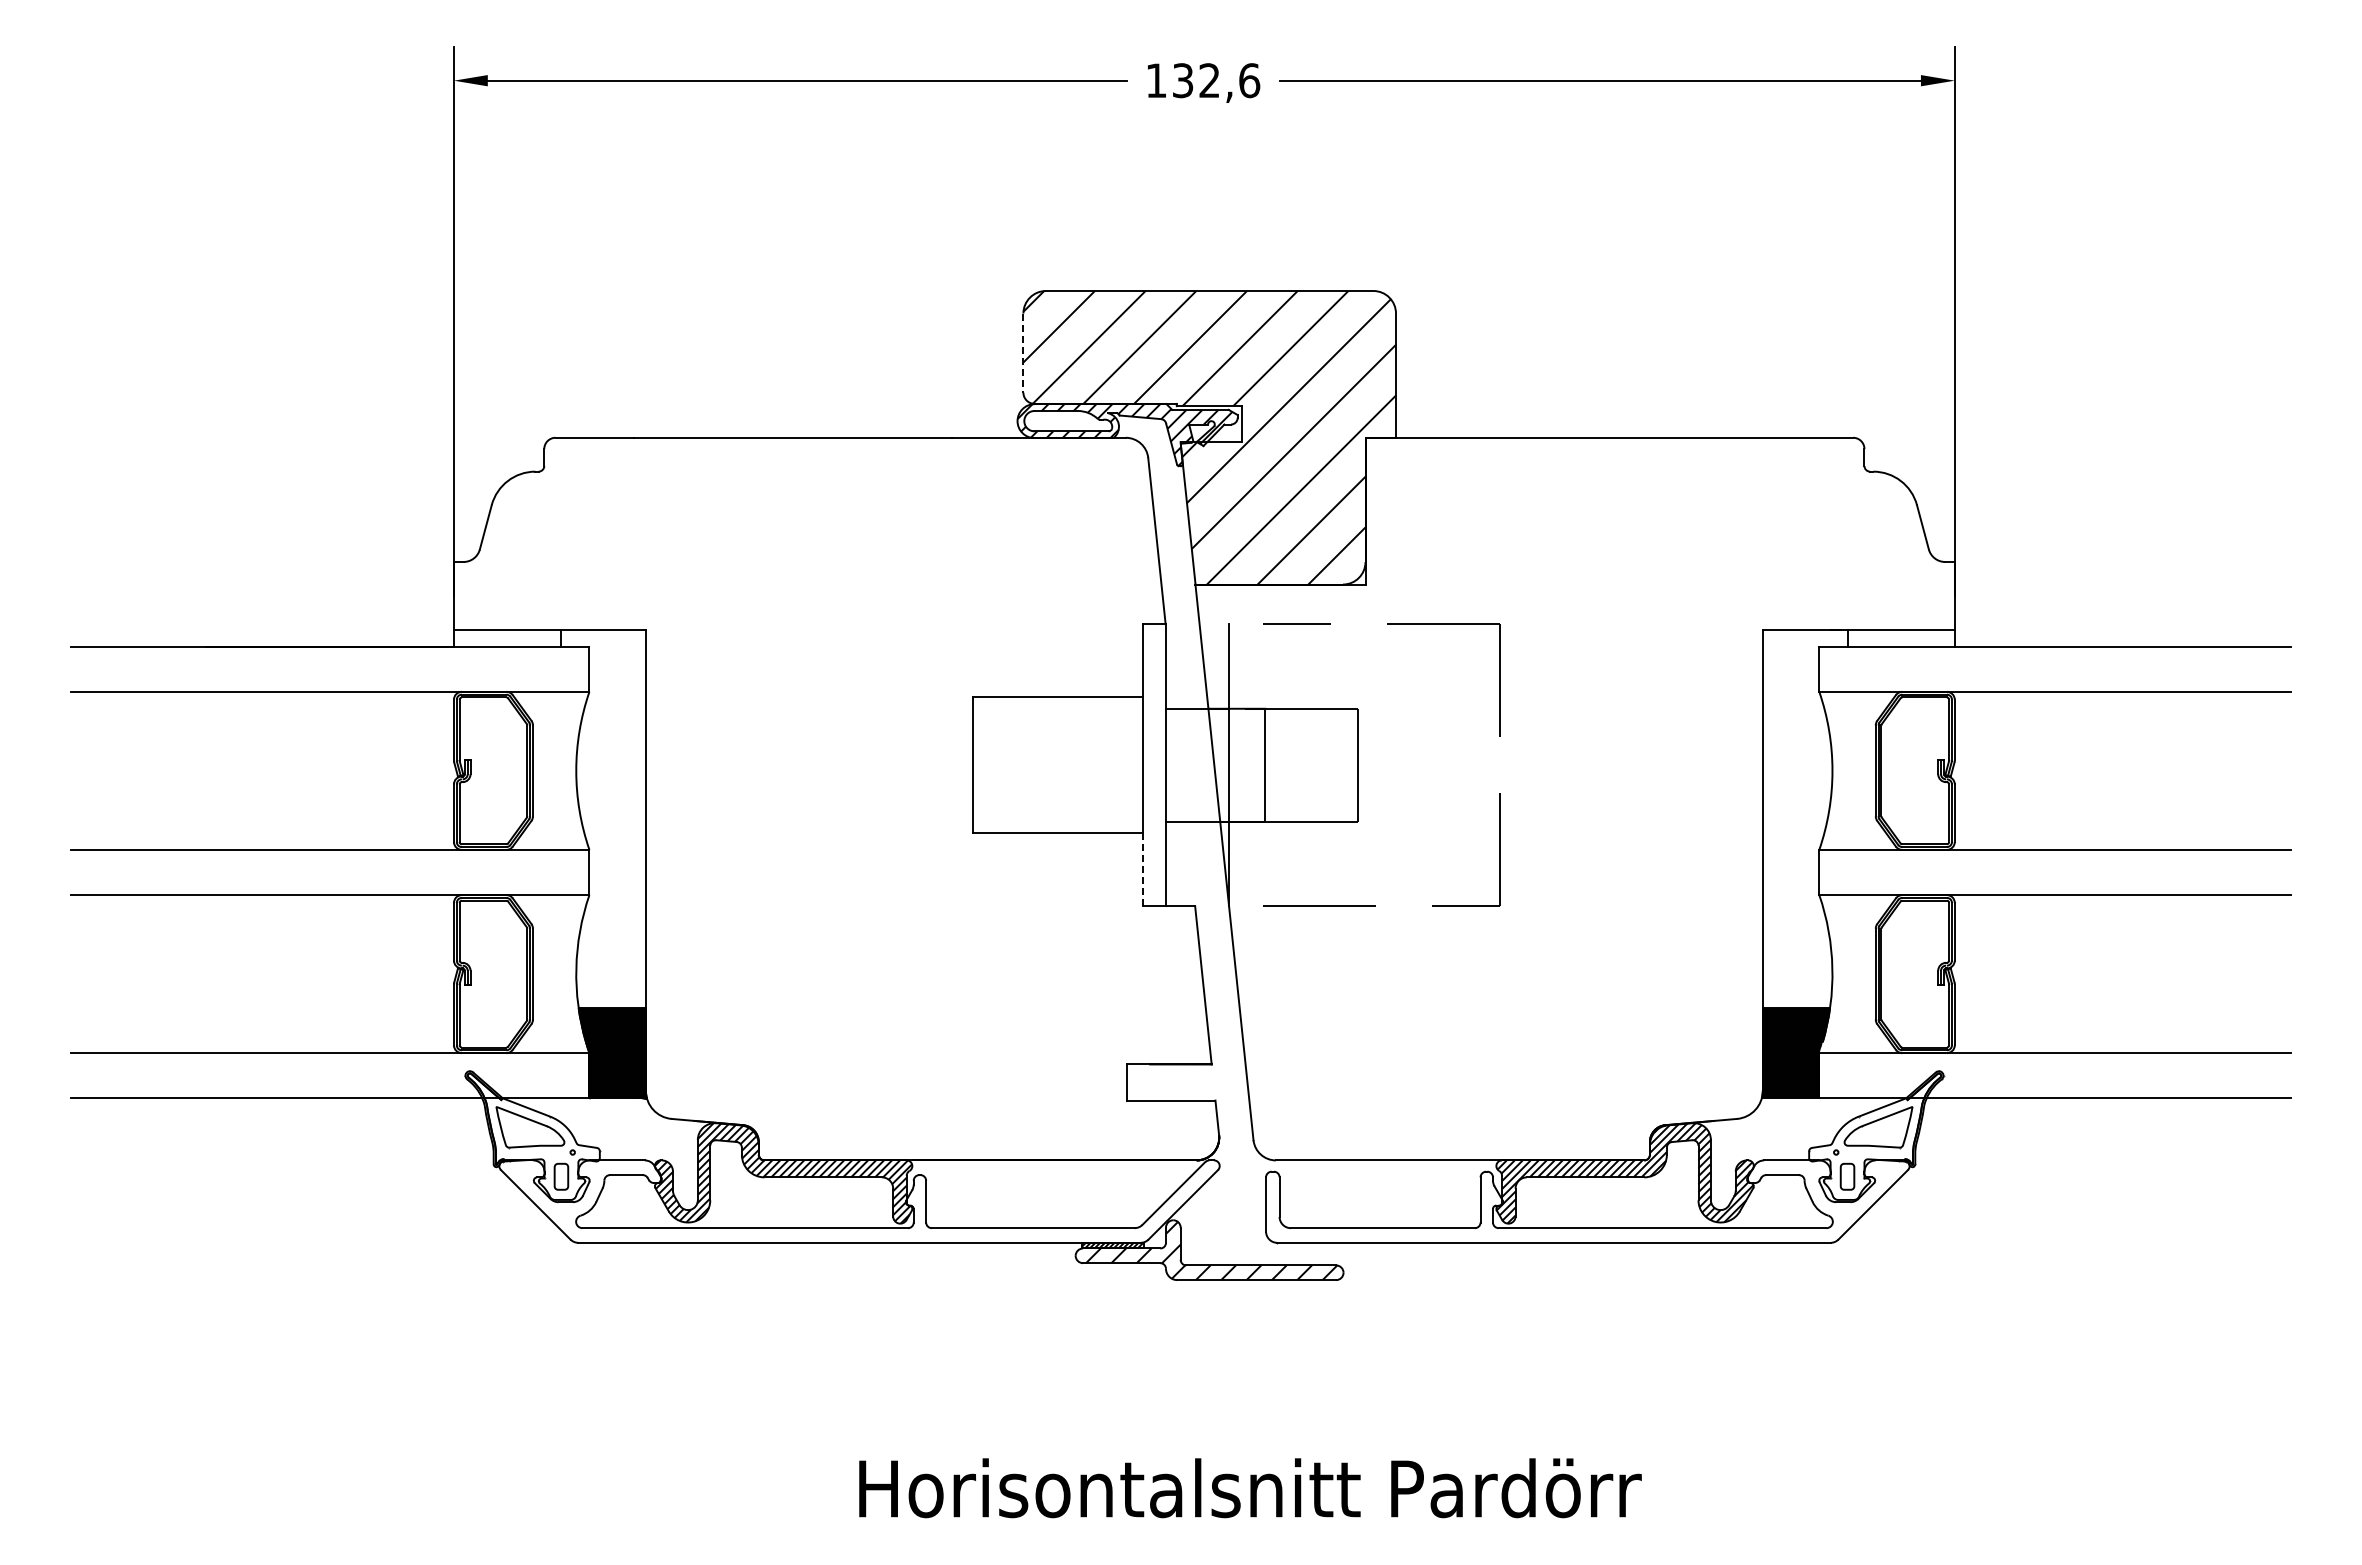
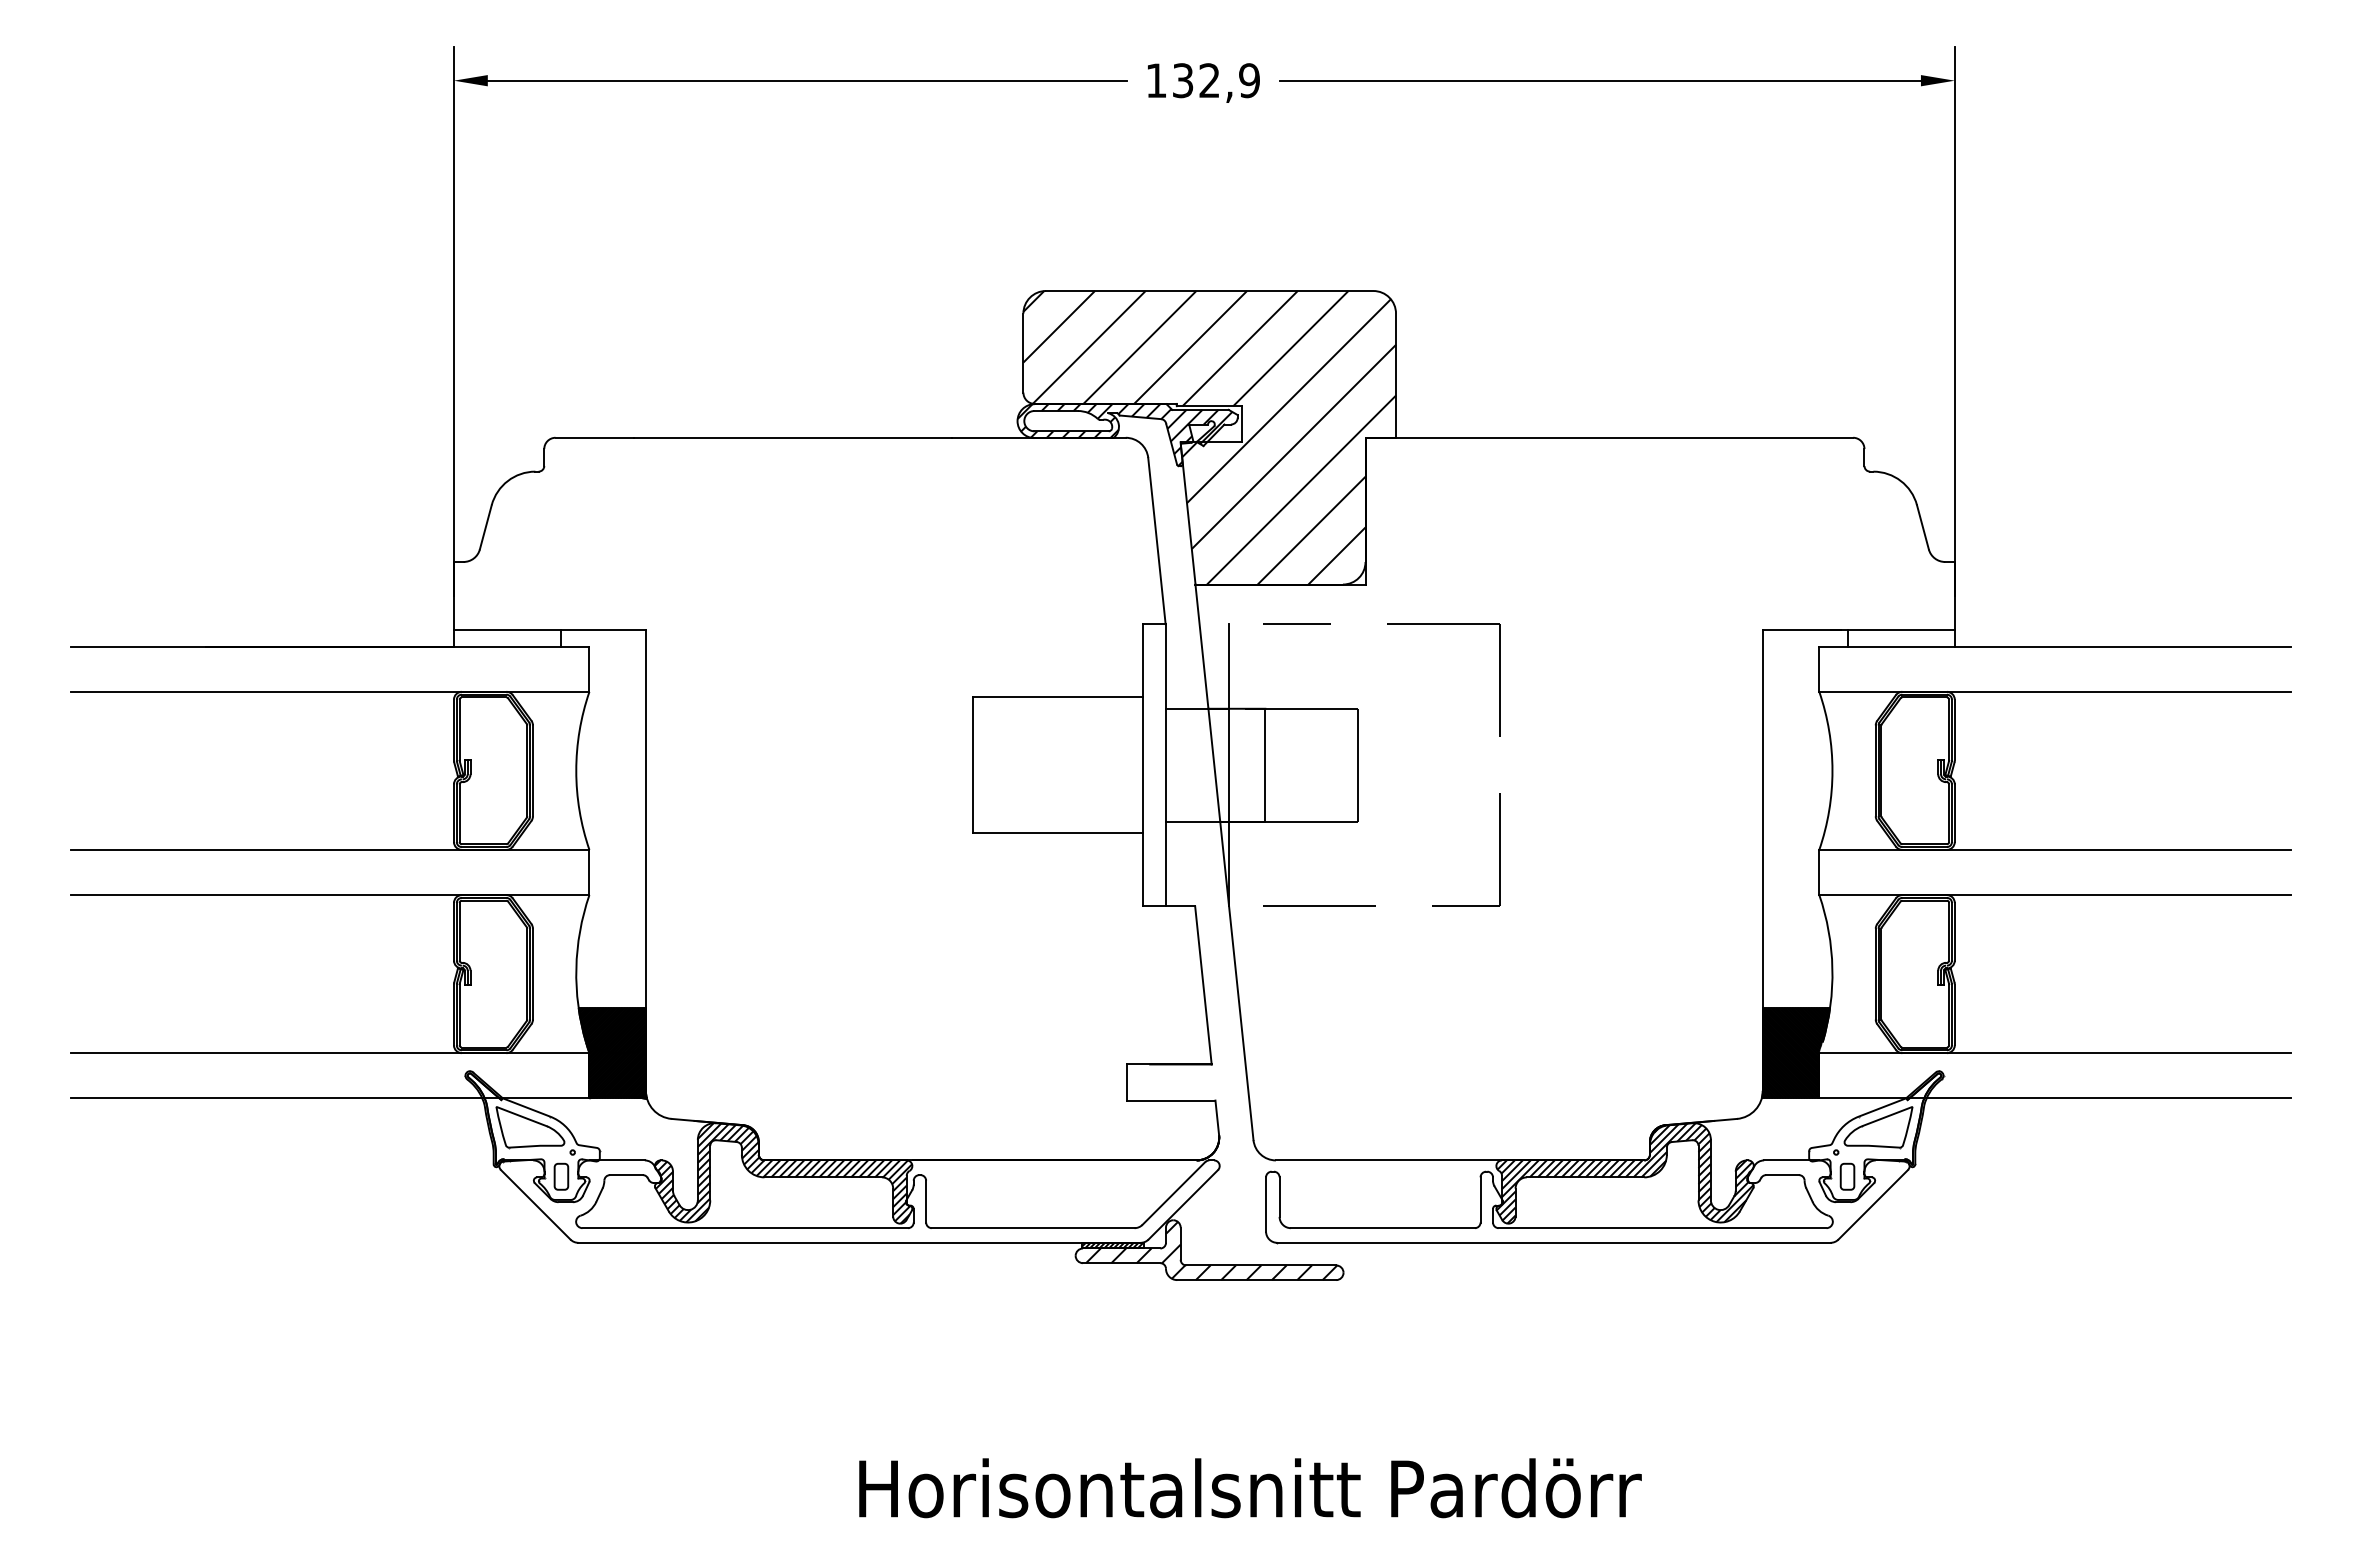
text: 132,6 -> 132,9 (1249, 80)
line: dashed -> solid (1023, 353)
line: dashed -> solid (1143, 869)
